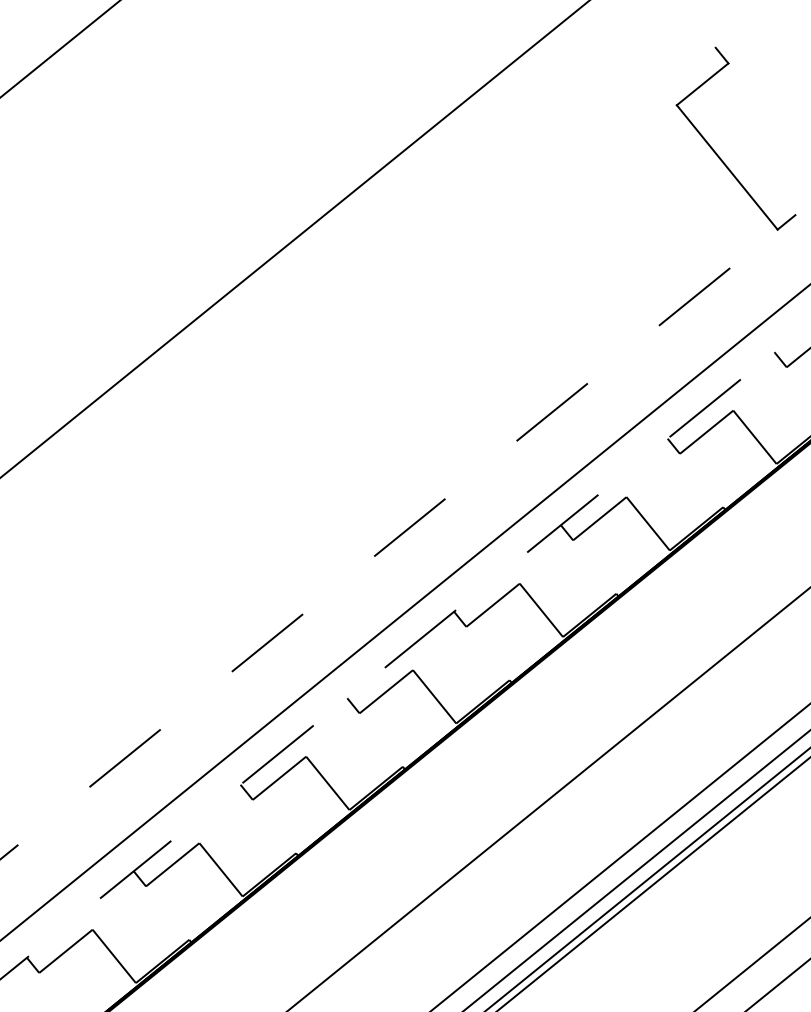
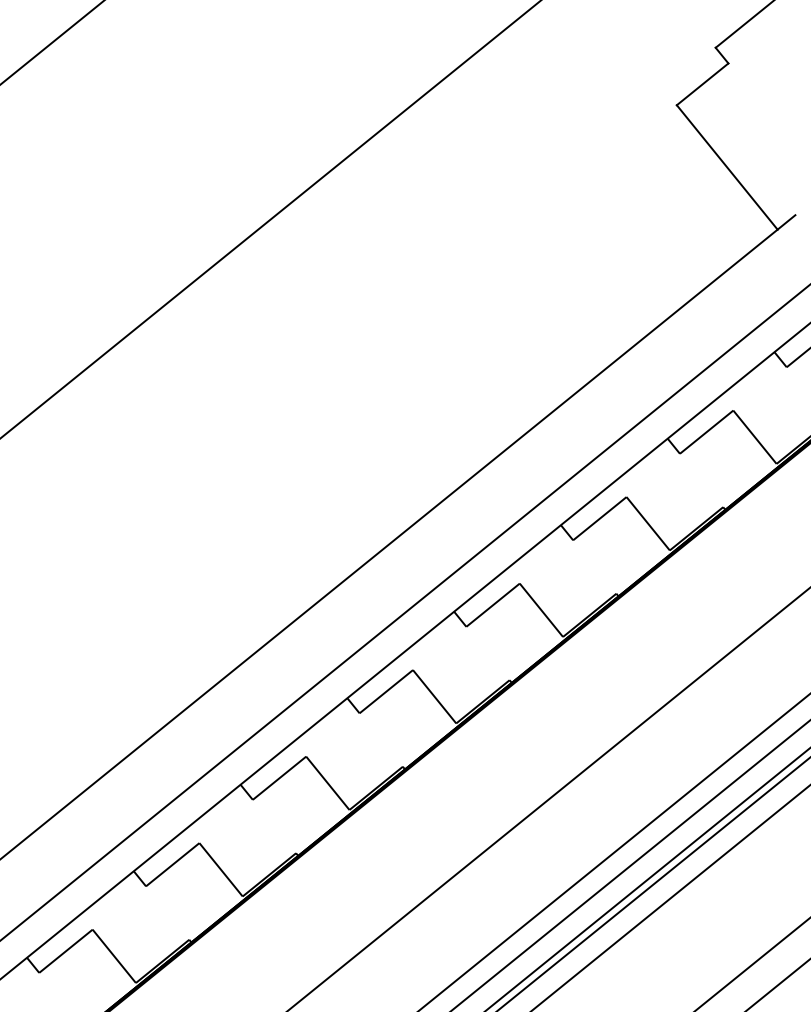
line: none -> present (743, 24)
line position: (60, 48) -> (52, 42) (52, 42)
line position: (294, 239) -> (270, 219) (270, 219)
line: dashed -> solid (388, 544)
line: dashed -> solid (405, 651)
line position: (620, 857) -> (614, 851) (614, 851)
line position: (636, 870) -> (630, 865) (630, 865)
line: none -> present (670, 897)
